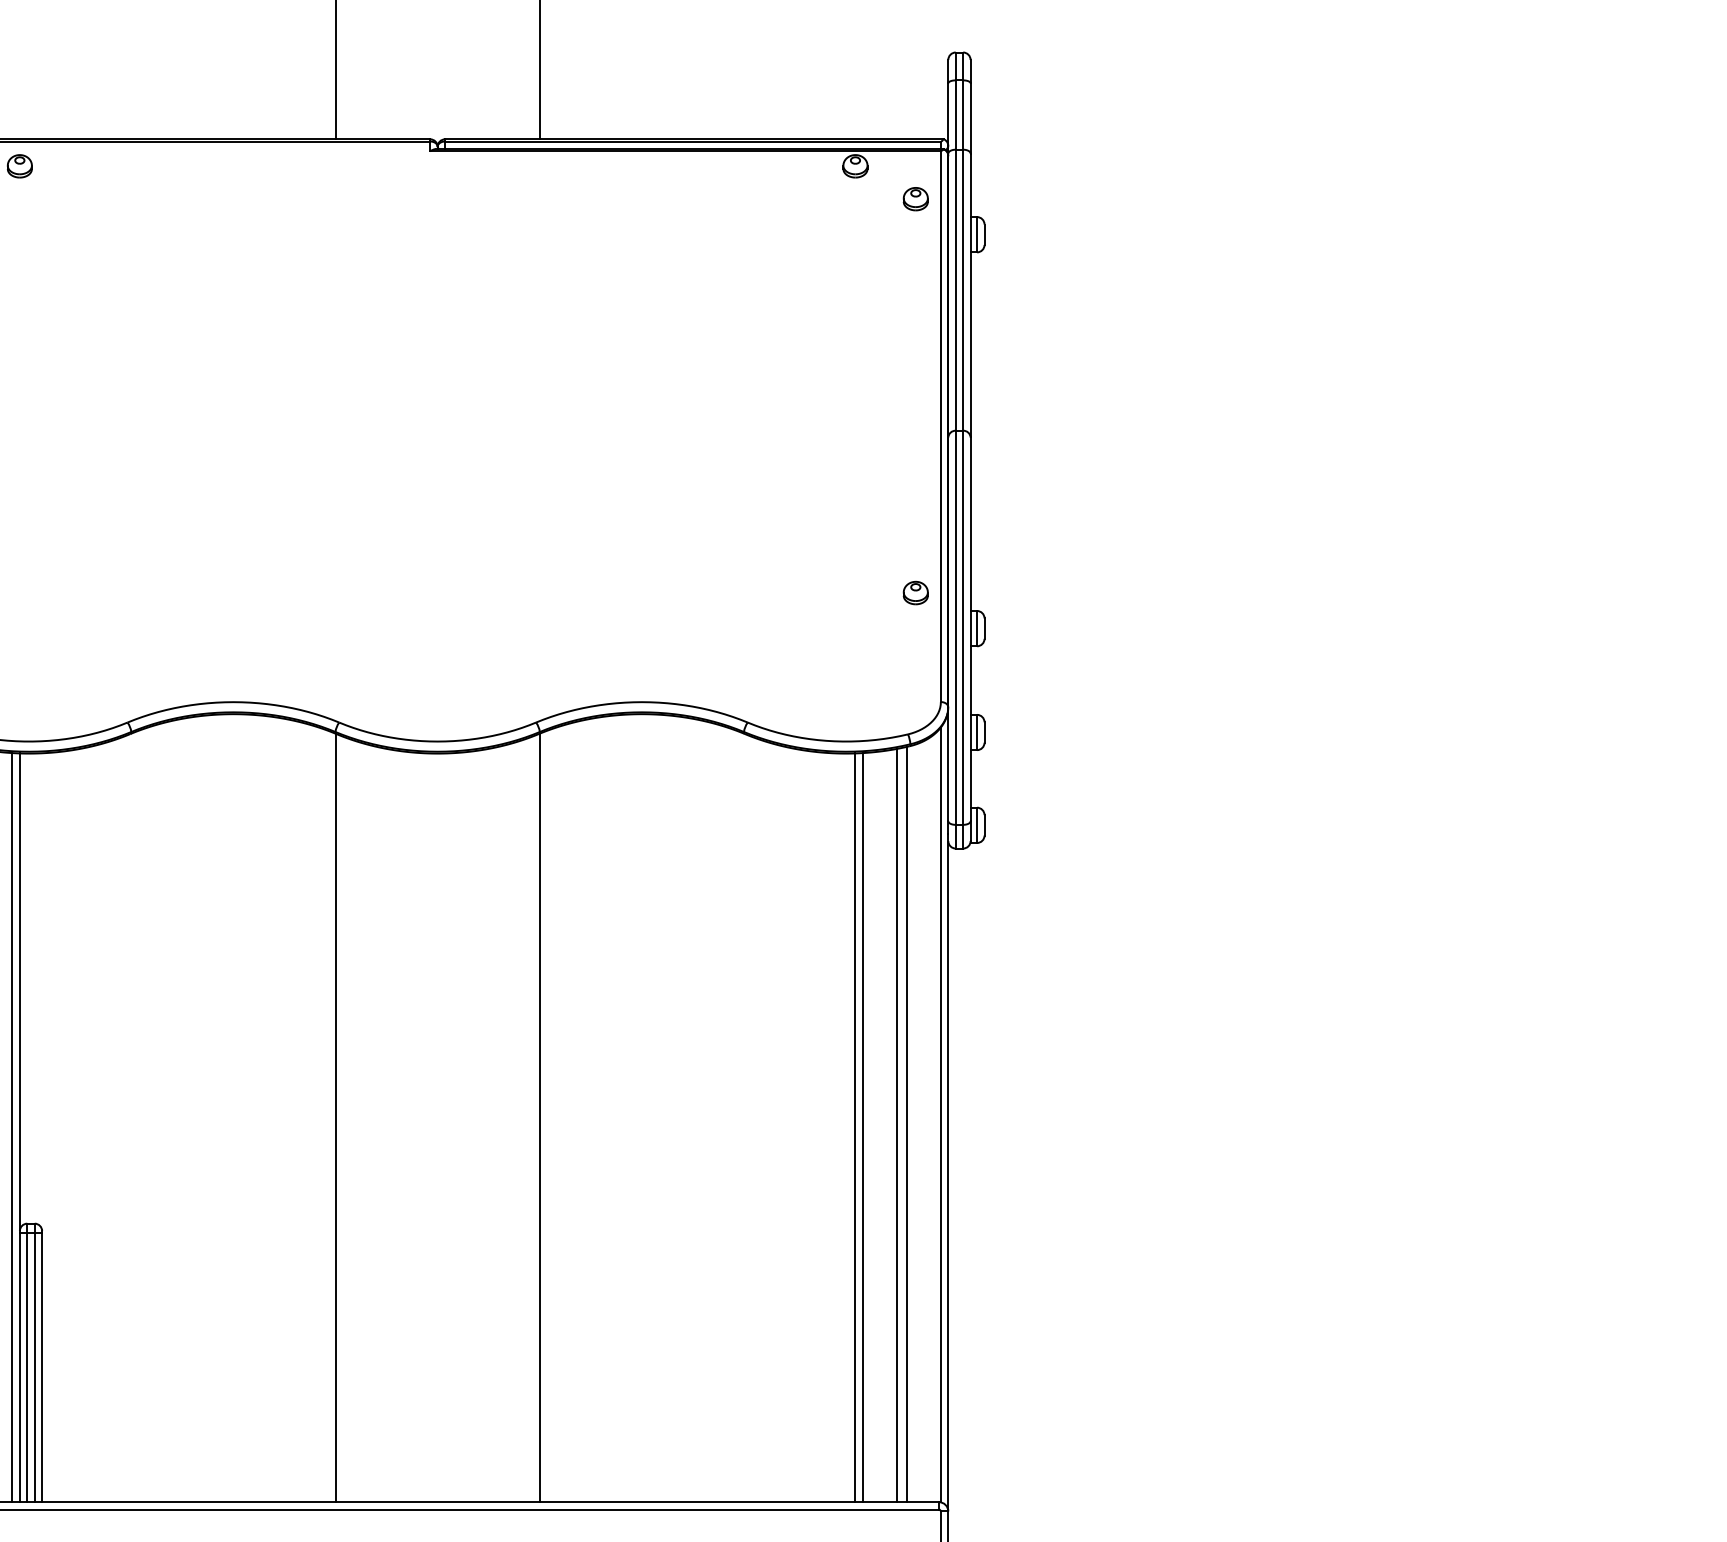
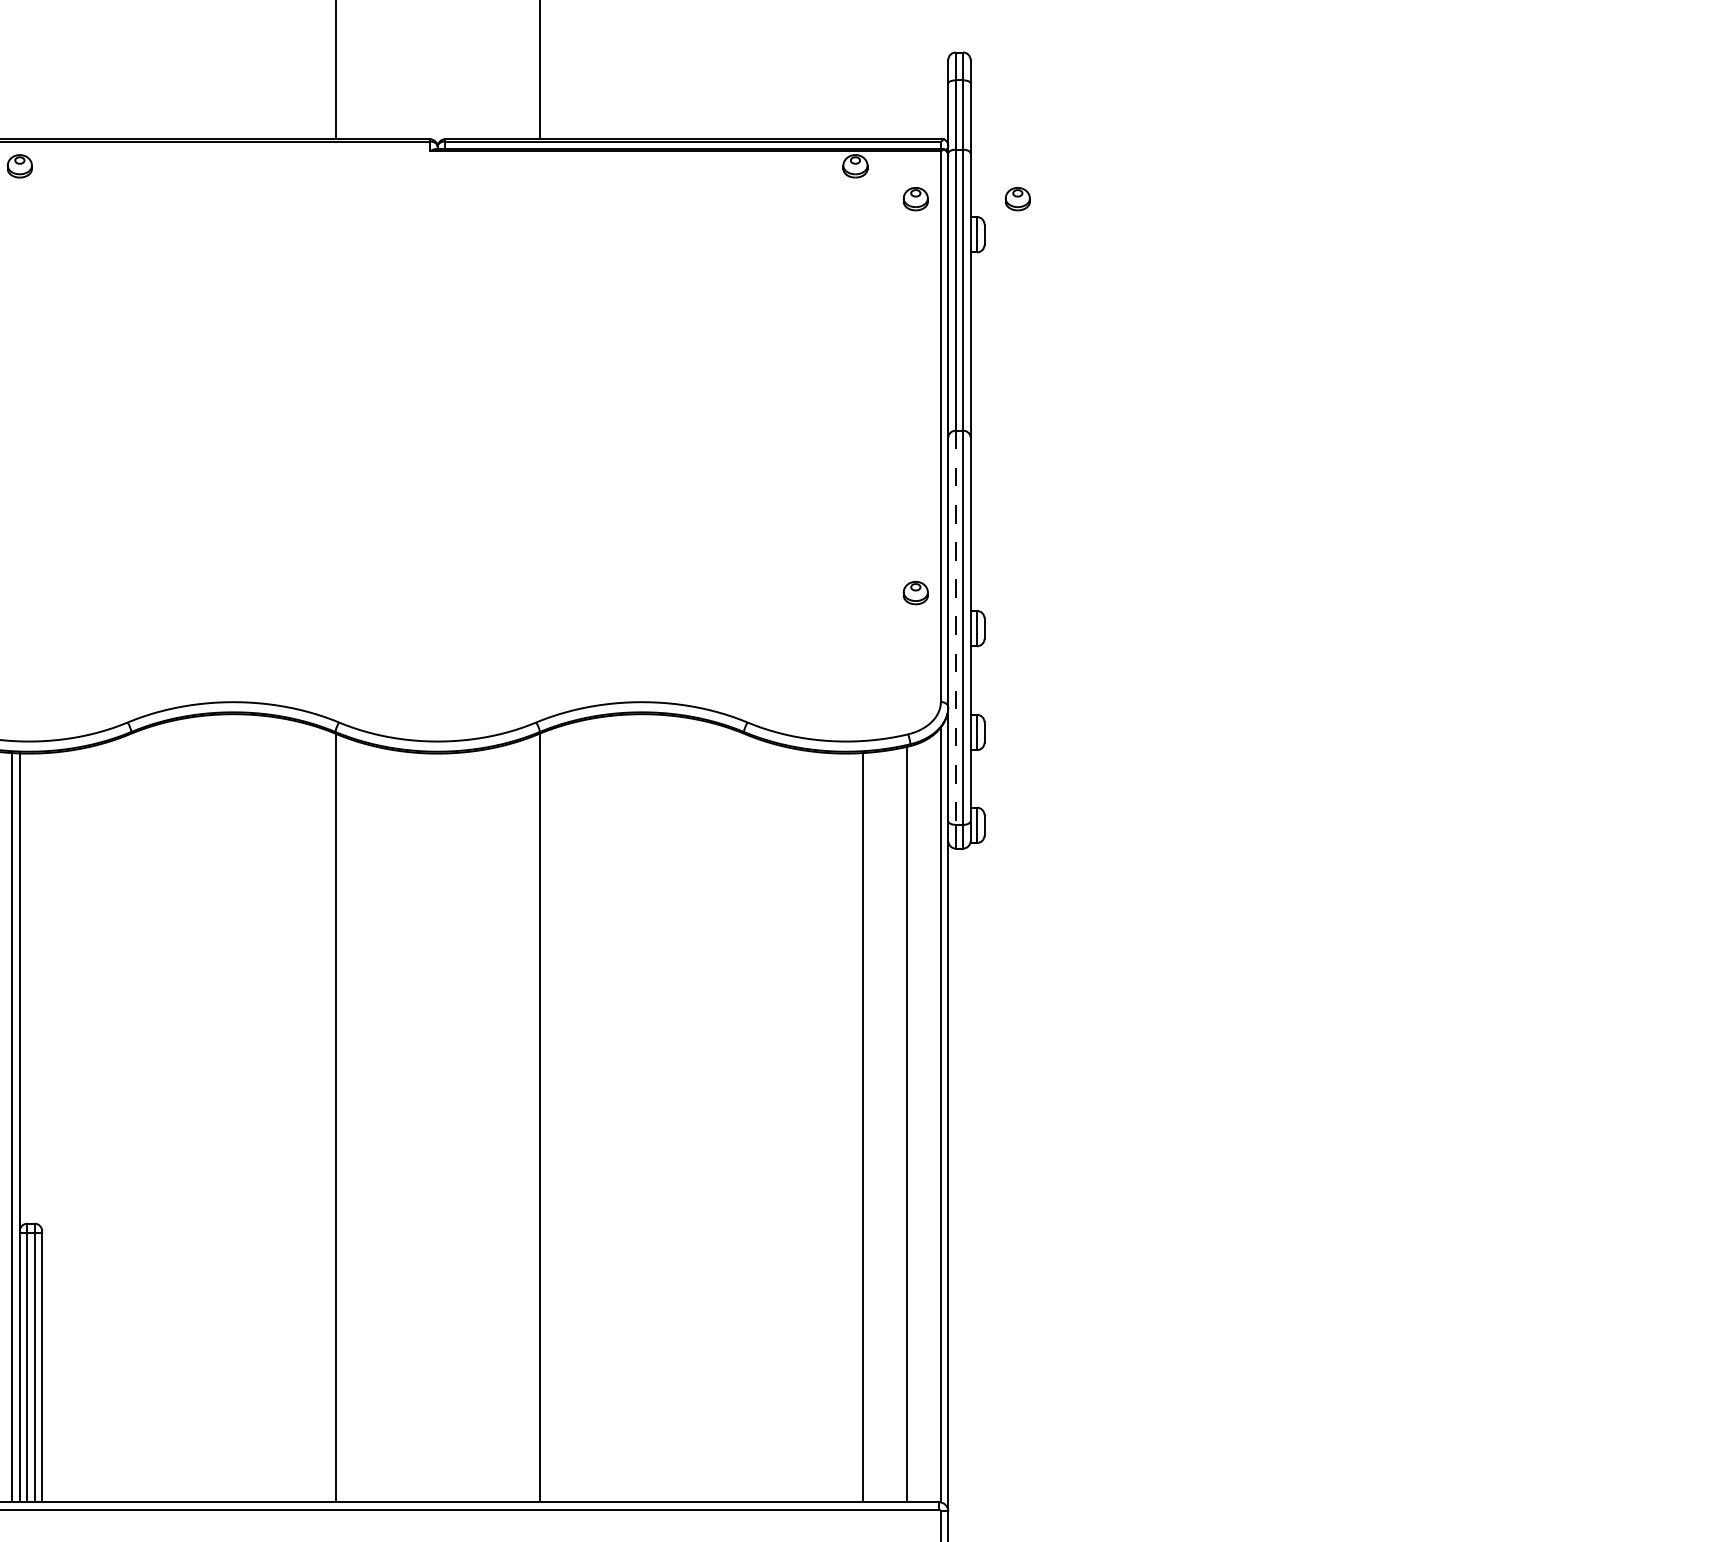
part: none -> present (1017, 199)
line: solid -> dashed (955, 628)
line: present -> none (897, 1125)
line: present -> none (855, 1127)
